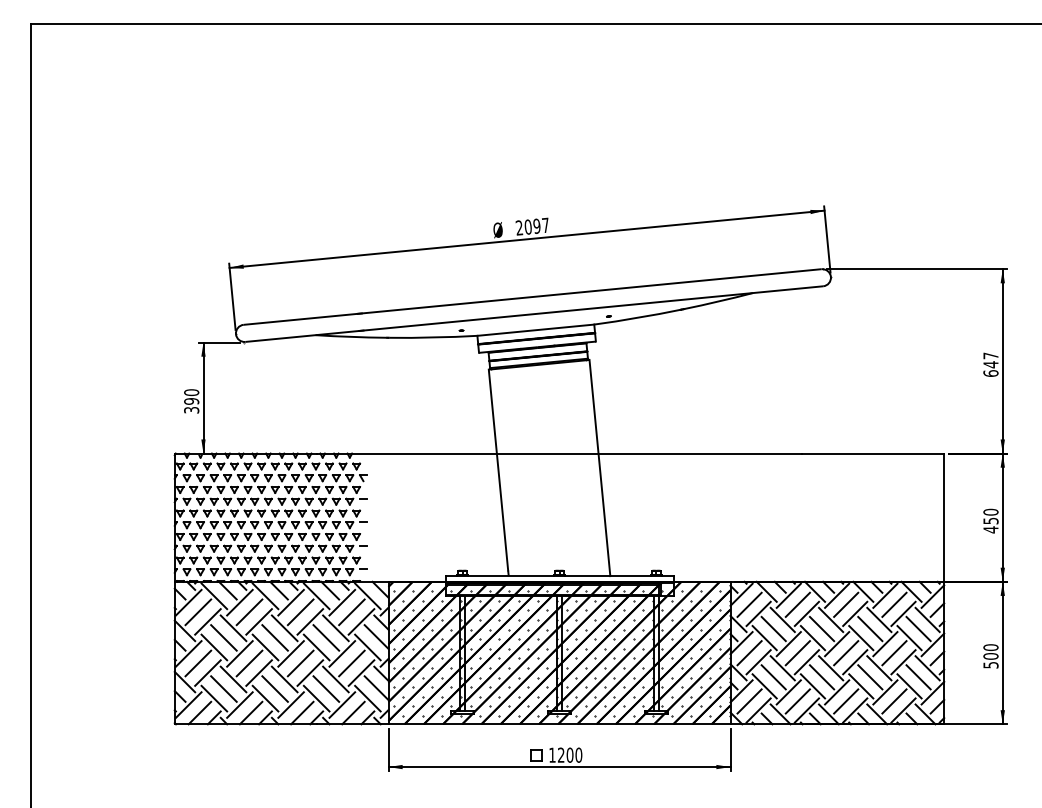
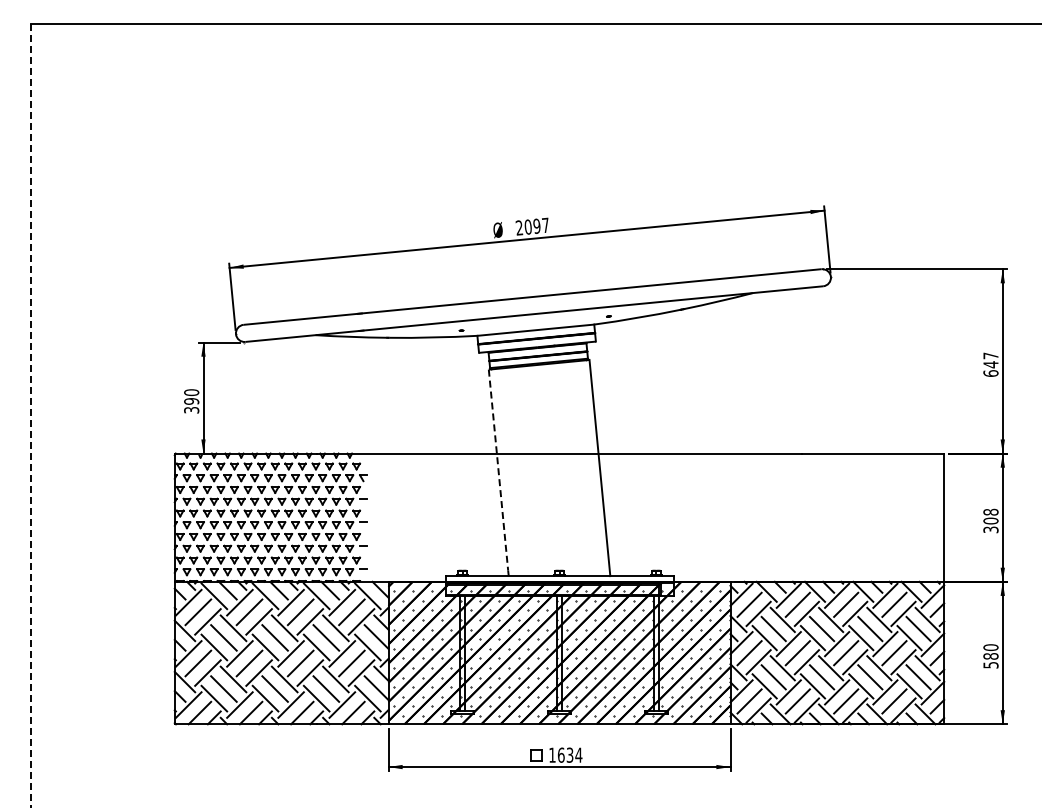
line: solid -> dashed (31, 416)
line: solid -> dashed (498, 470)
text: 450 -> 308 (990, 520)
text: 500 -> 580 (990, 656)
text: 1200 -> 1634 (569, 754)
